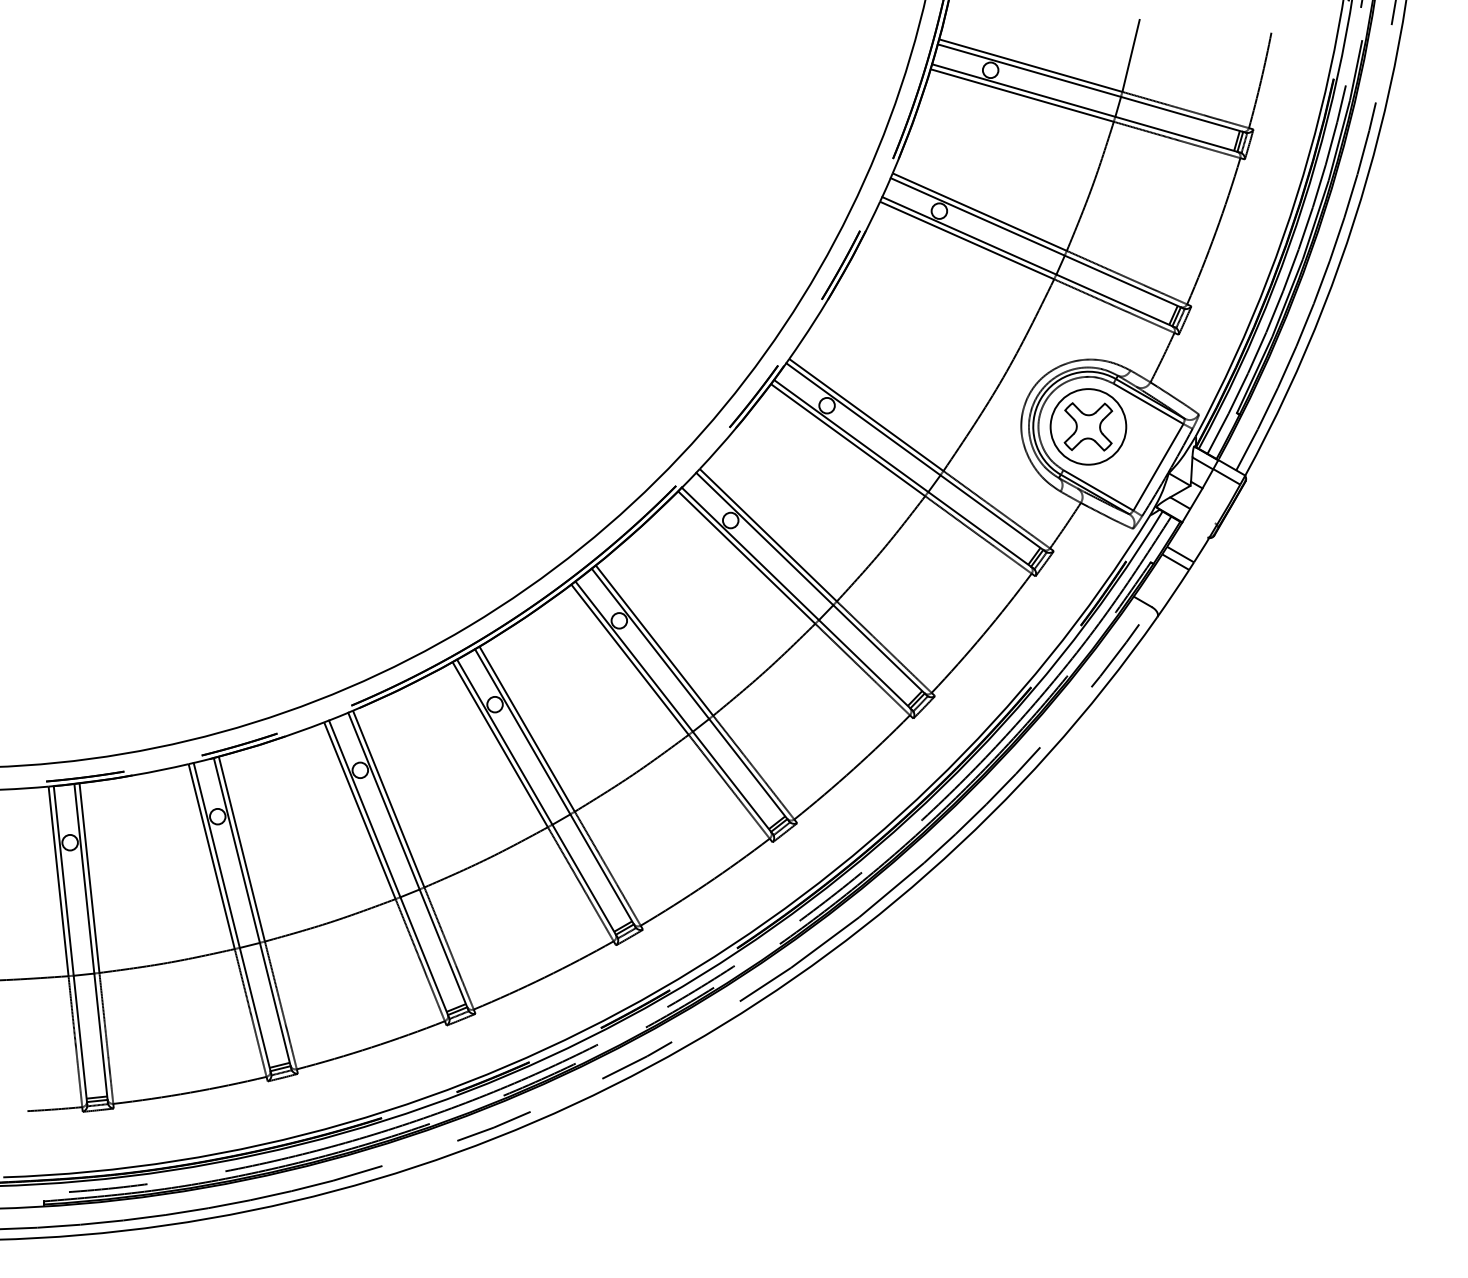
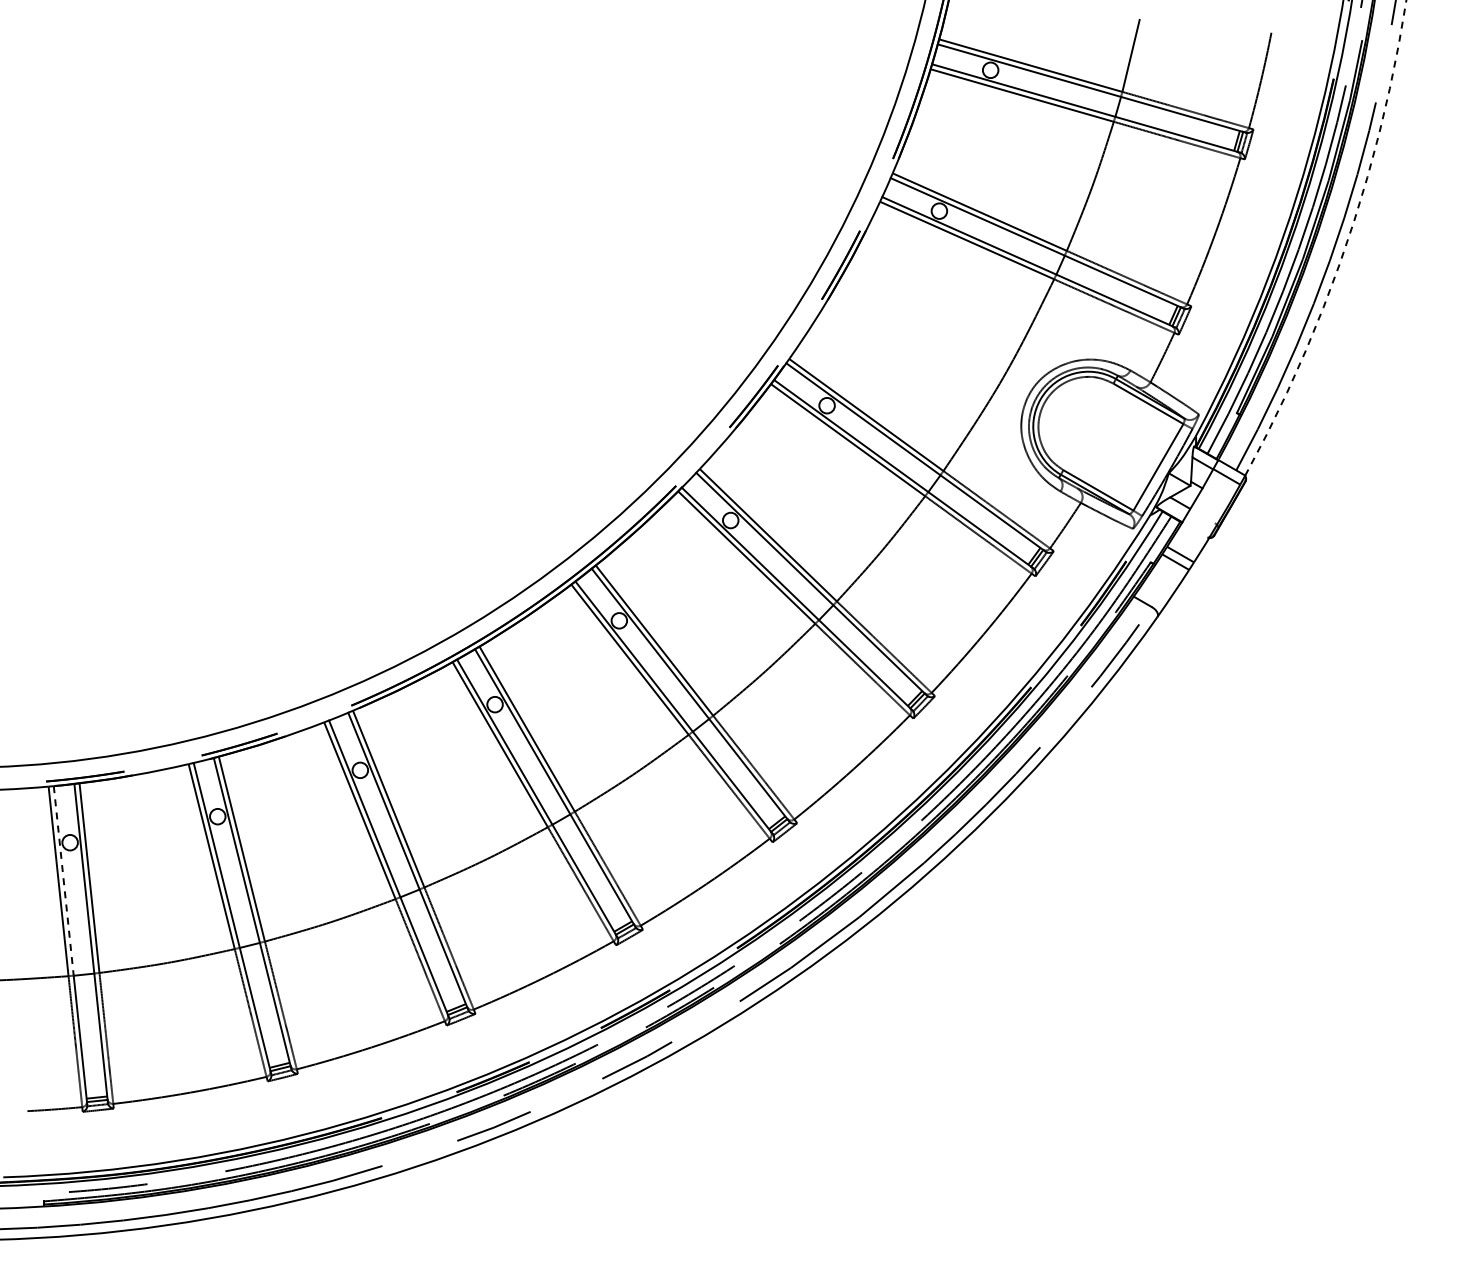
arc: solid -> dashed (1345, 245)
part: present -> none (1088, 426)
line: solid -> dashed (63, 881)
